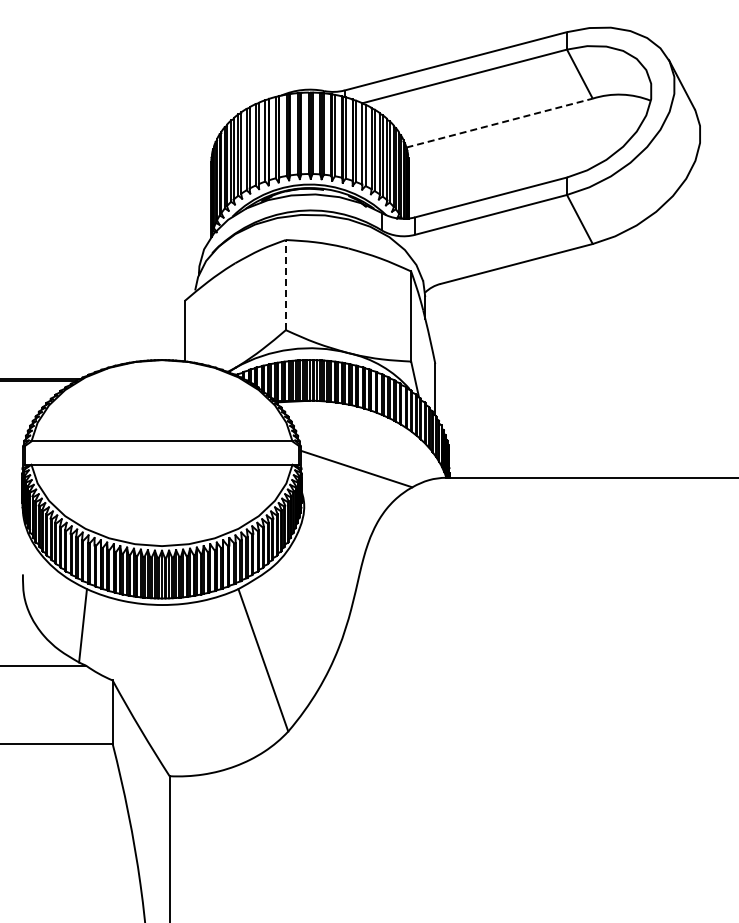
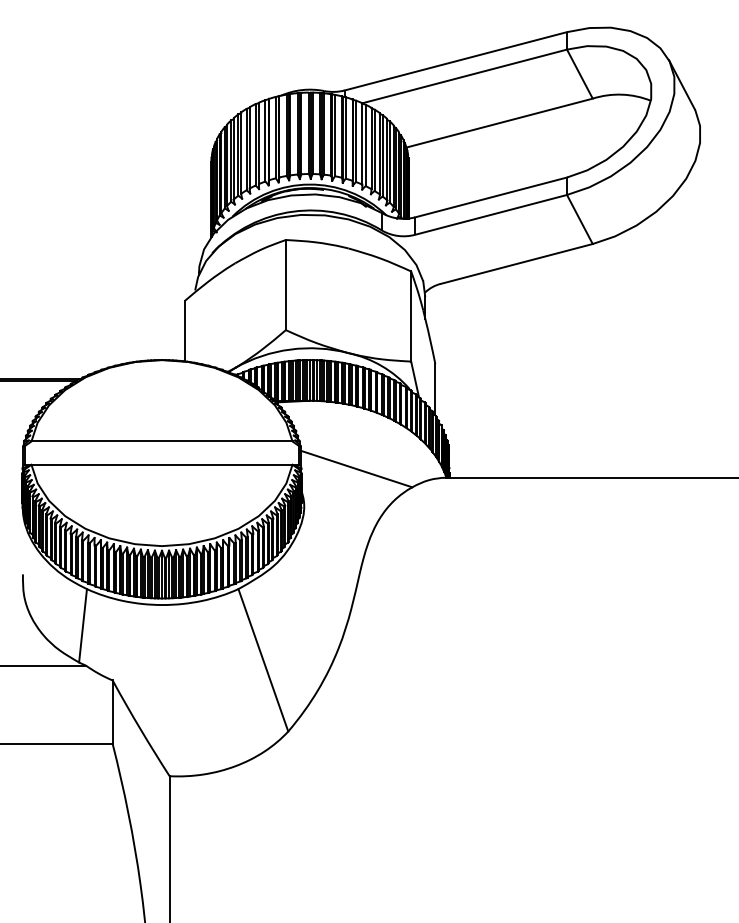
line: dashed -> solid (500, 122)
line: dashed -> solid (285, 284)
